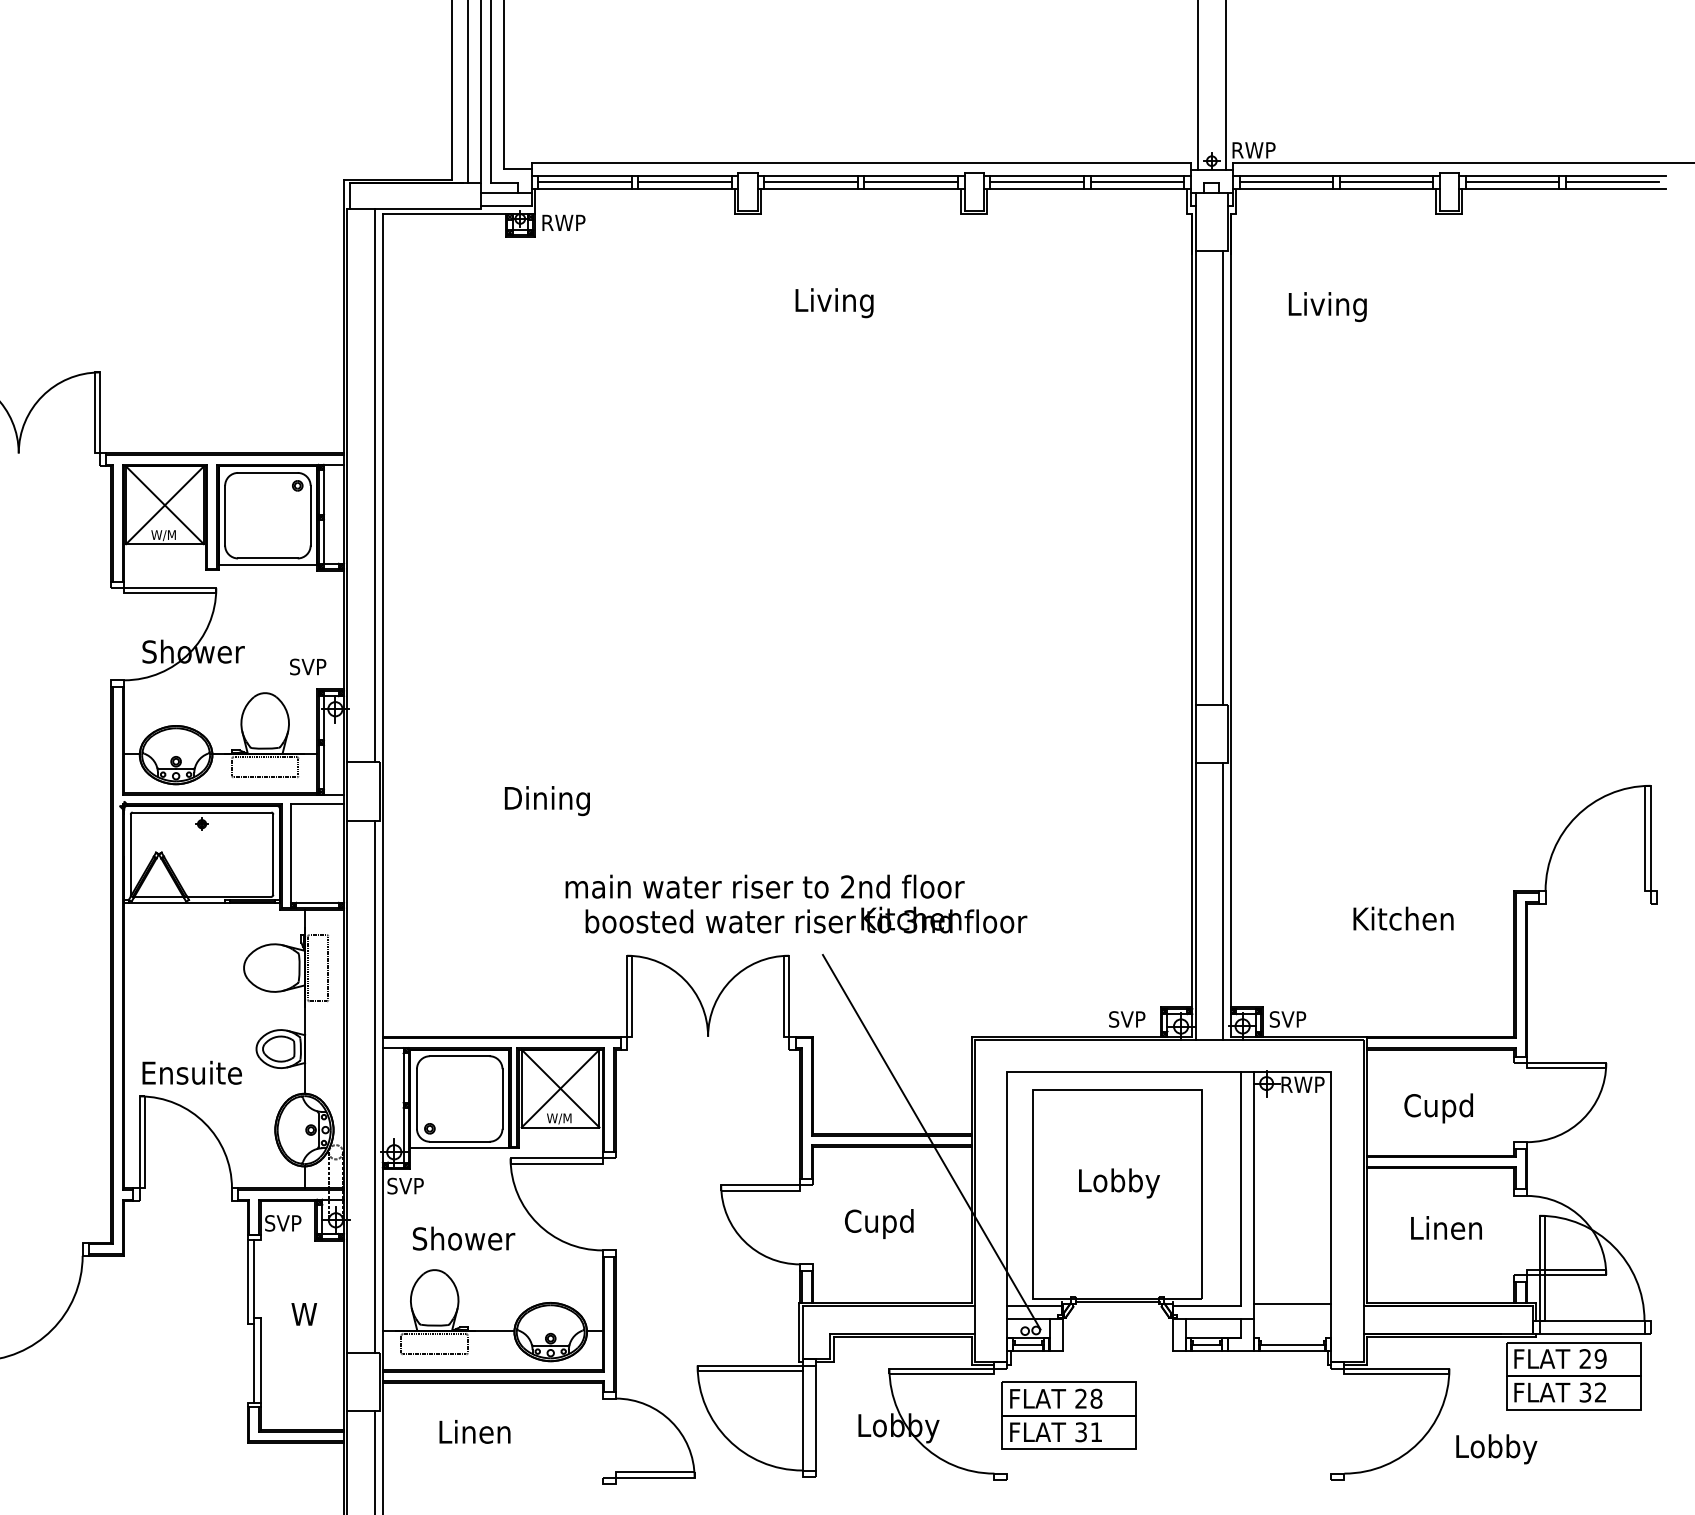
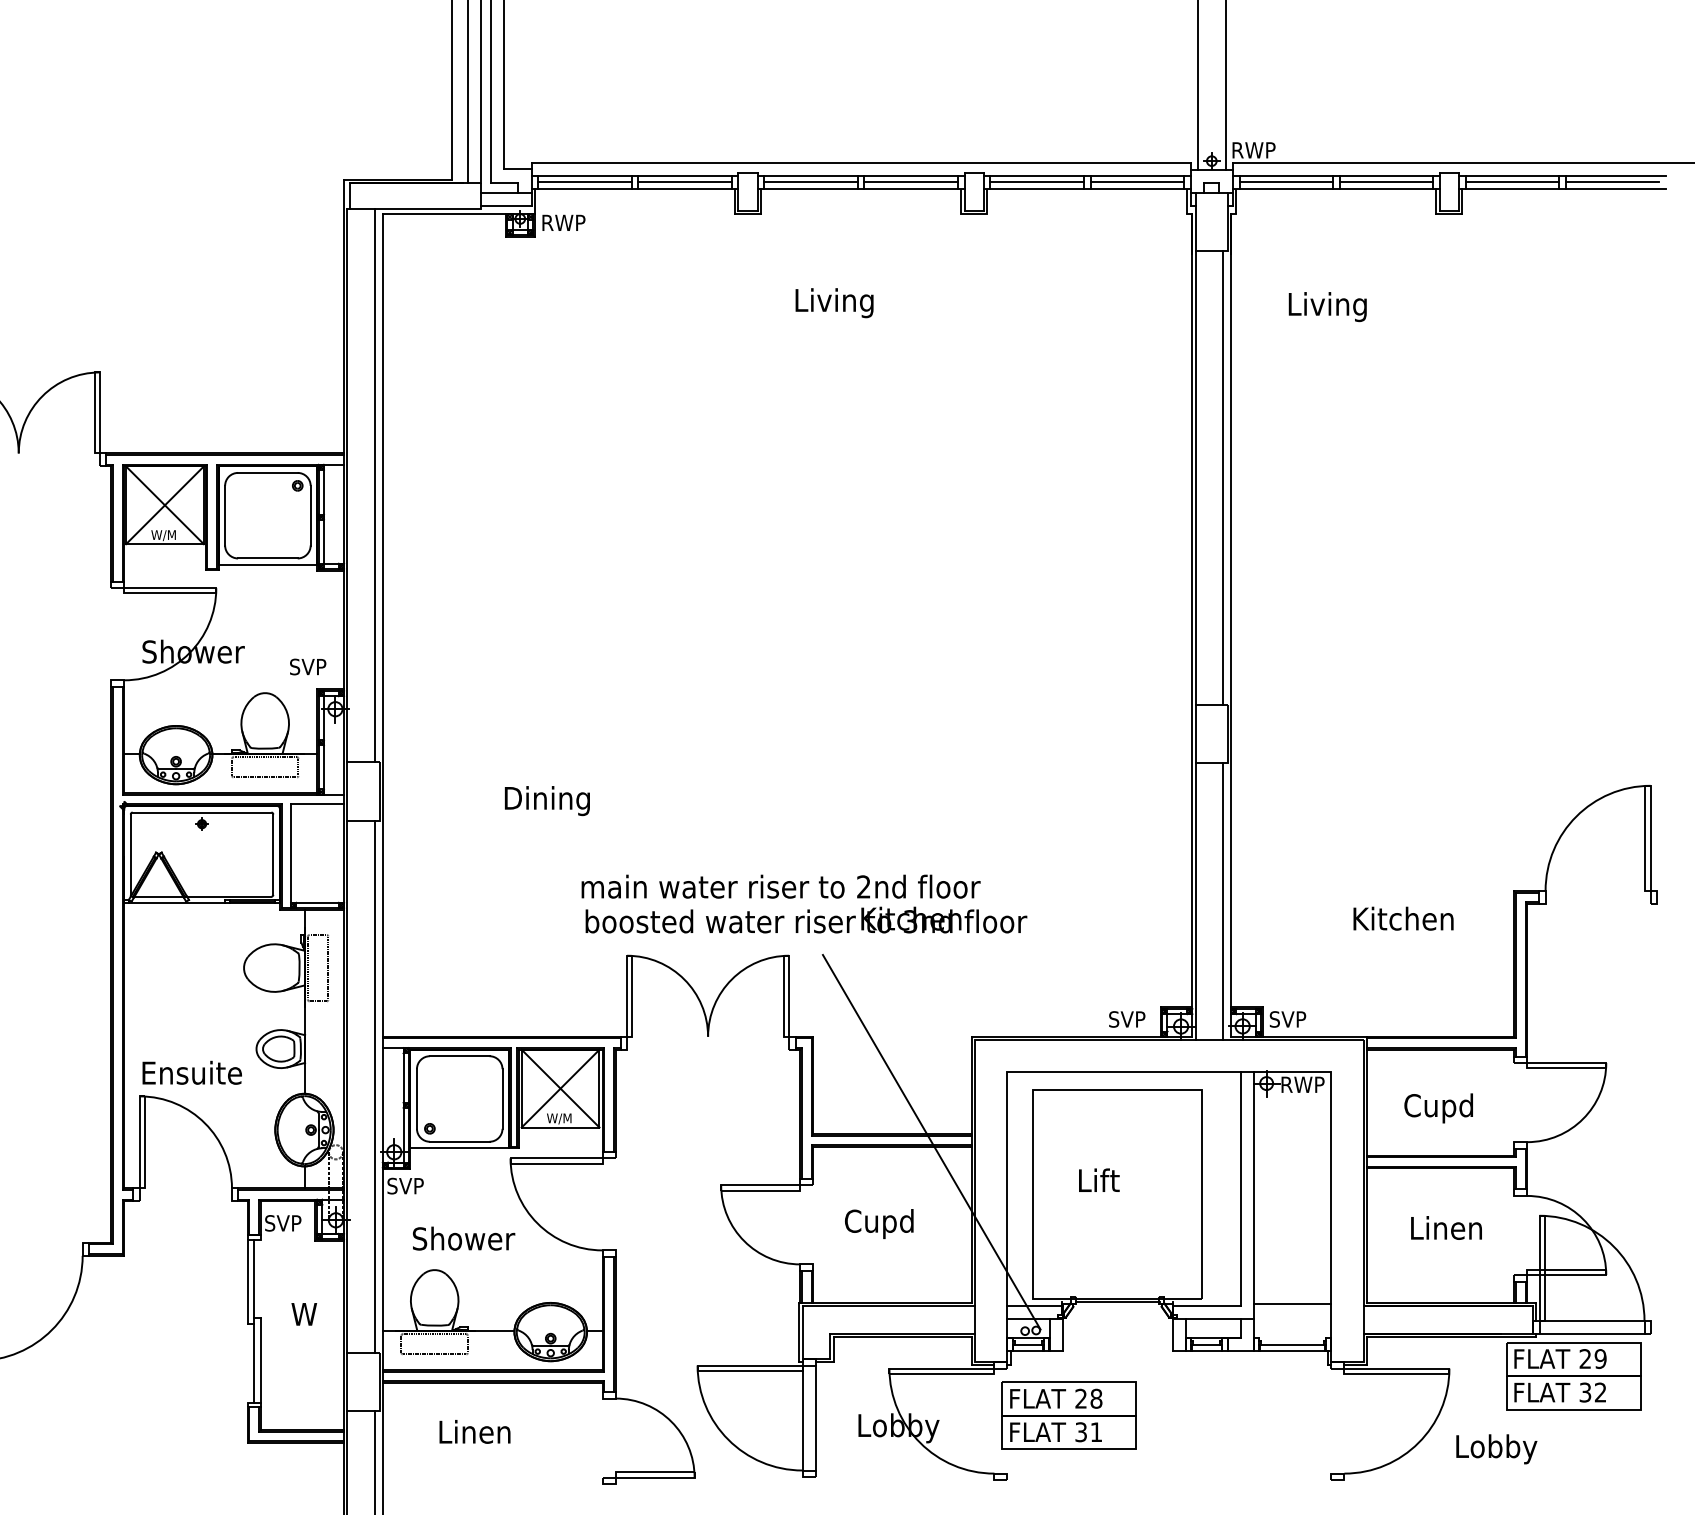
text position: (764, 886) -> (780, 886) (780, 886)
text: Lobby -> Lift (1126, 1183)
